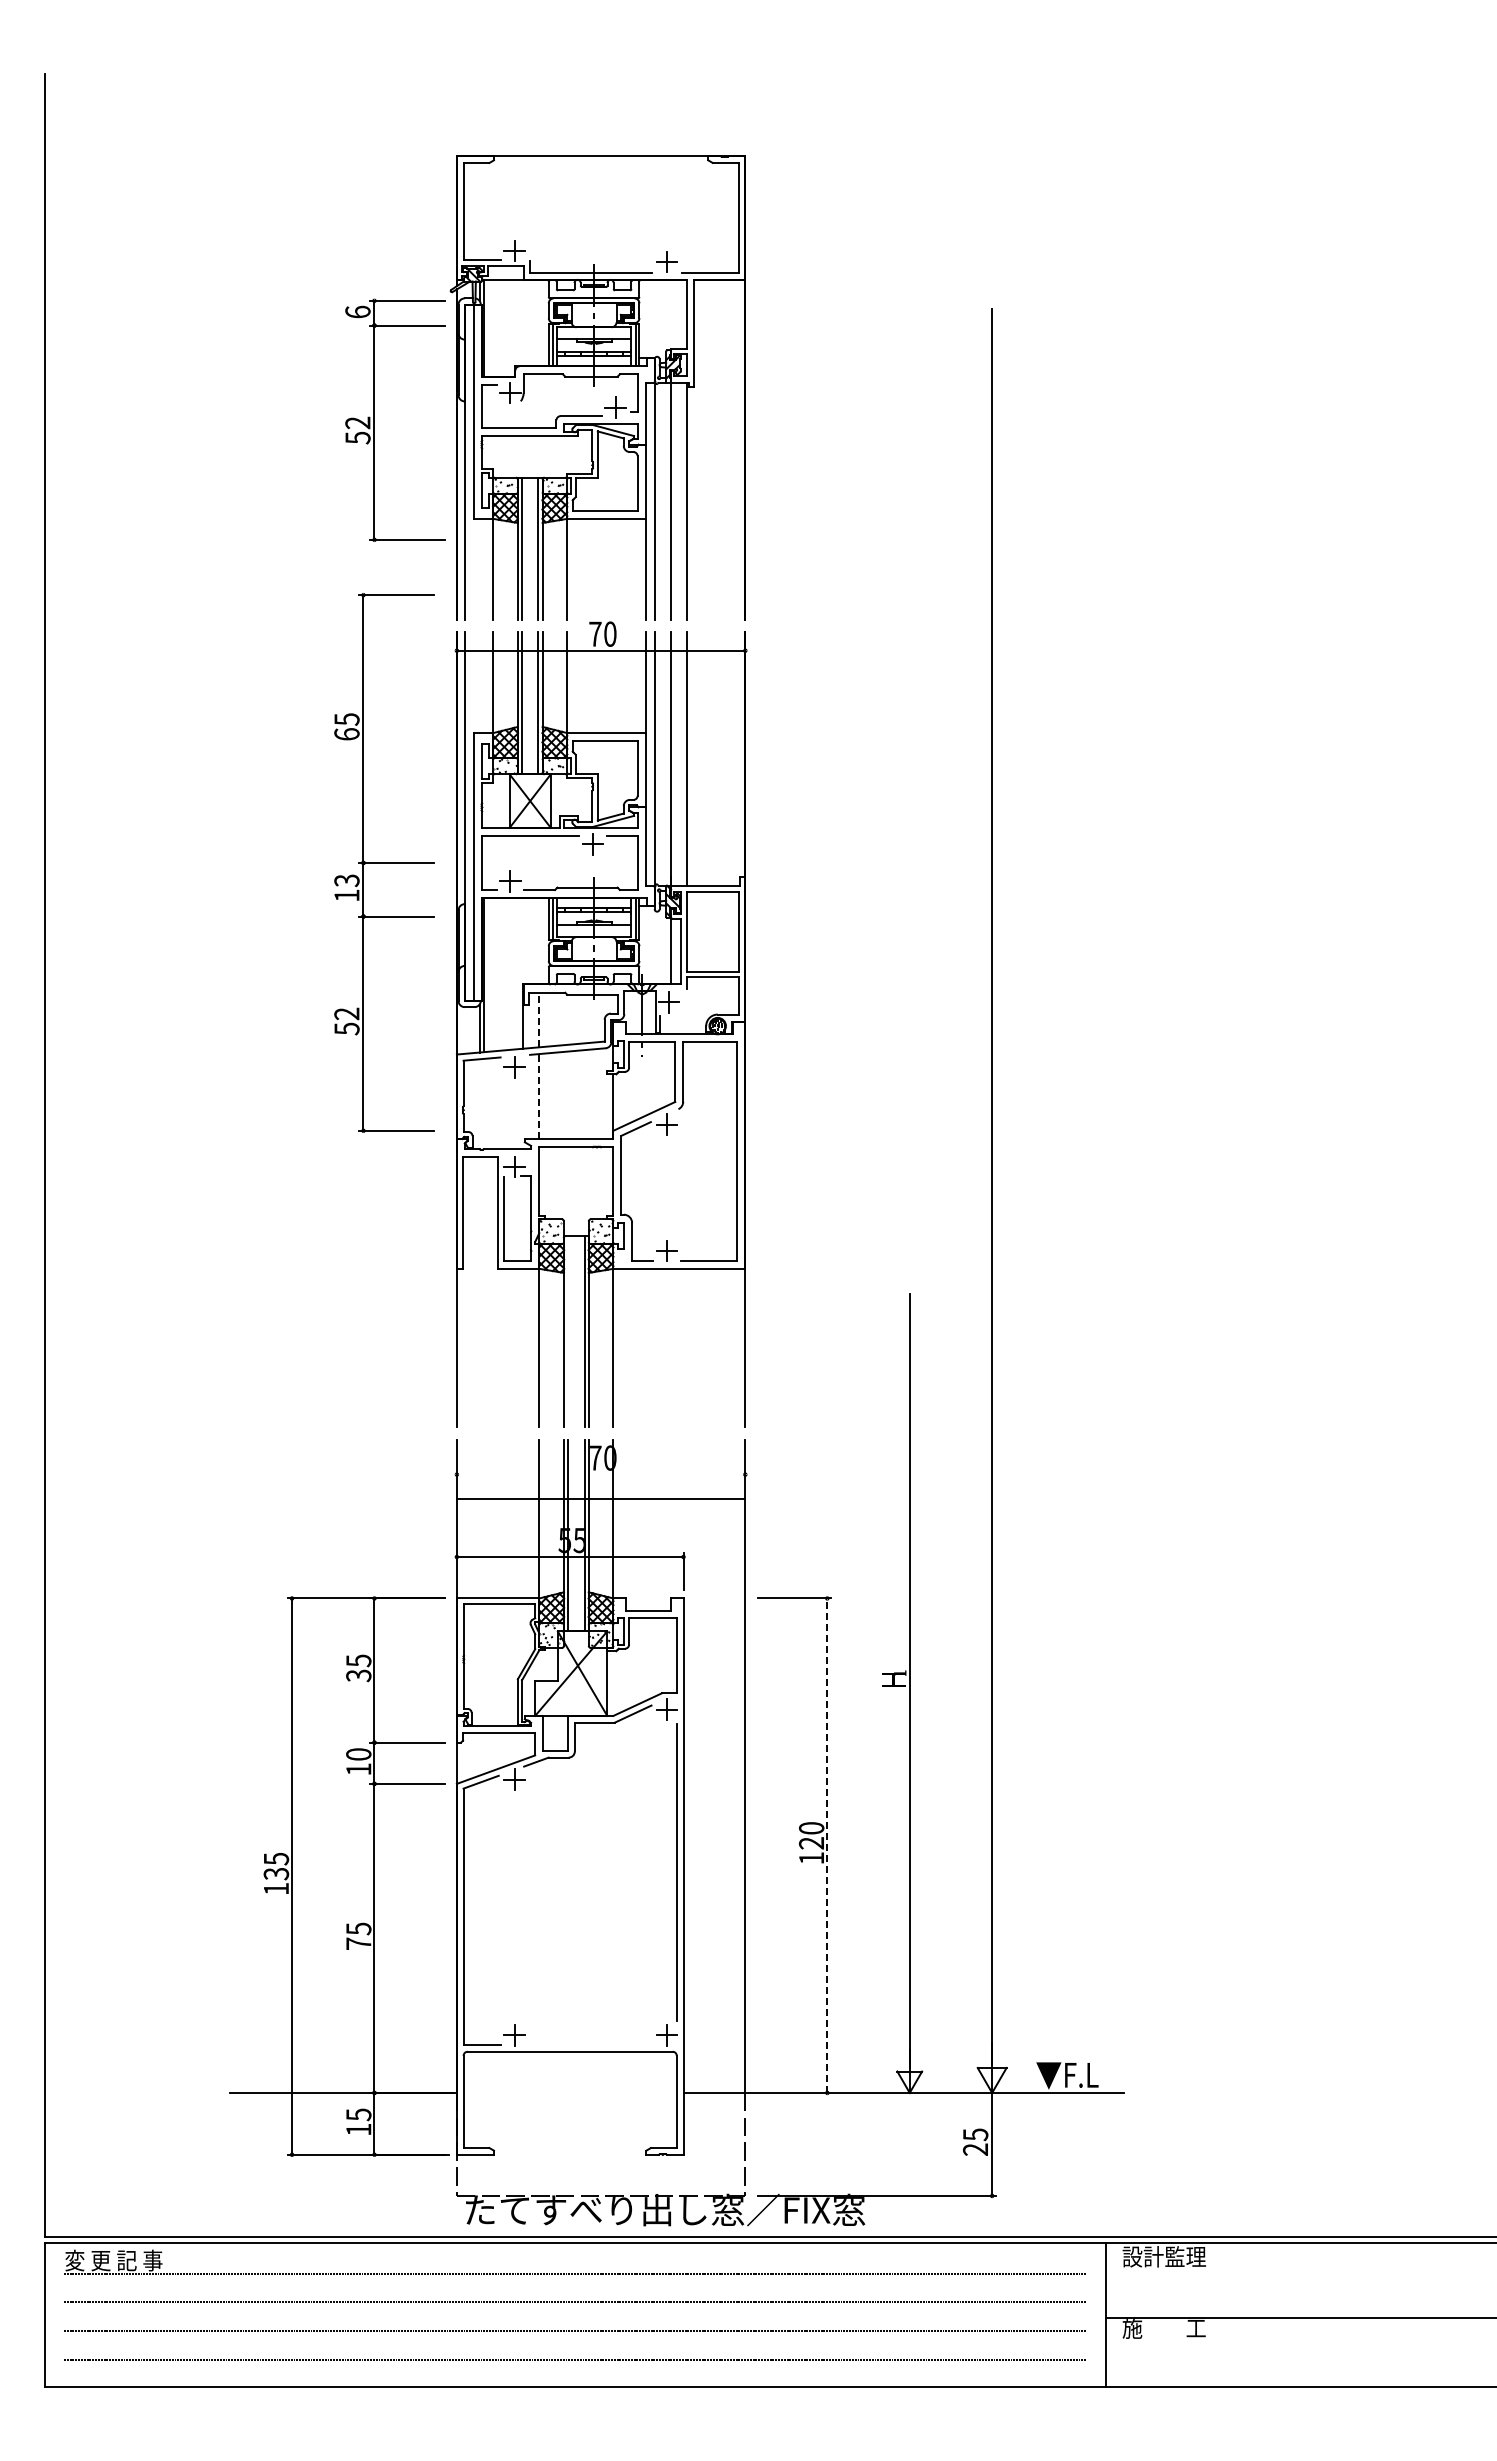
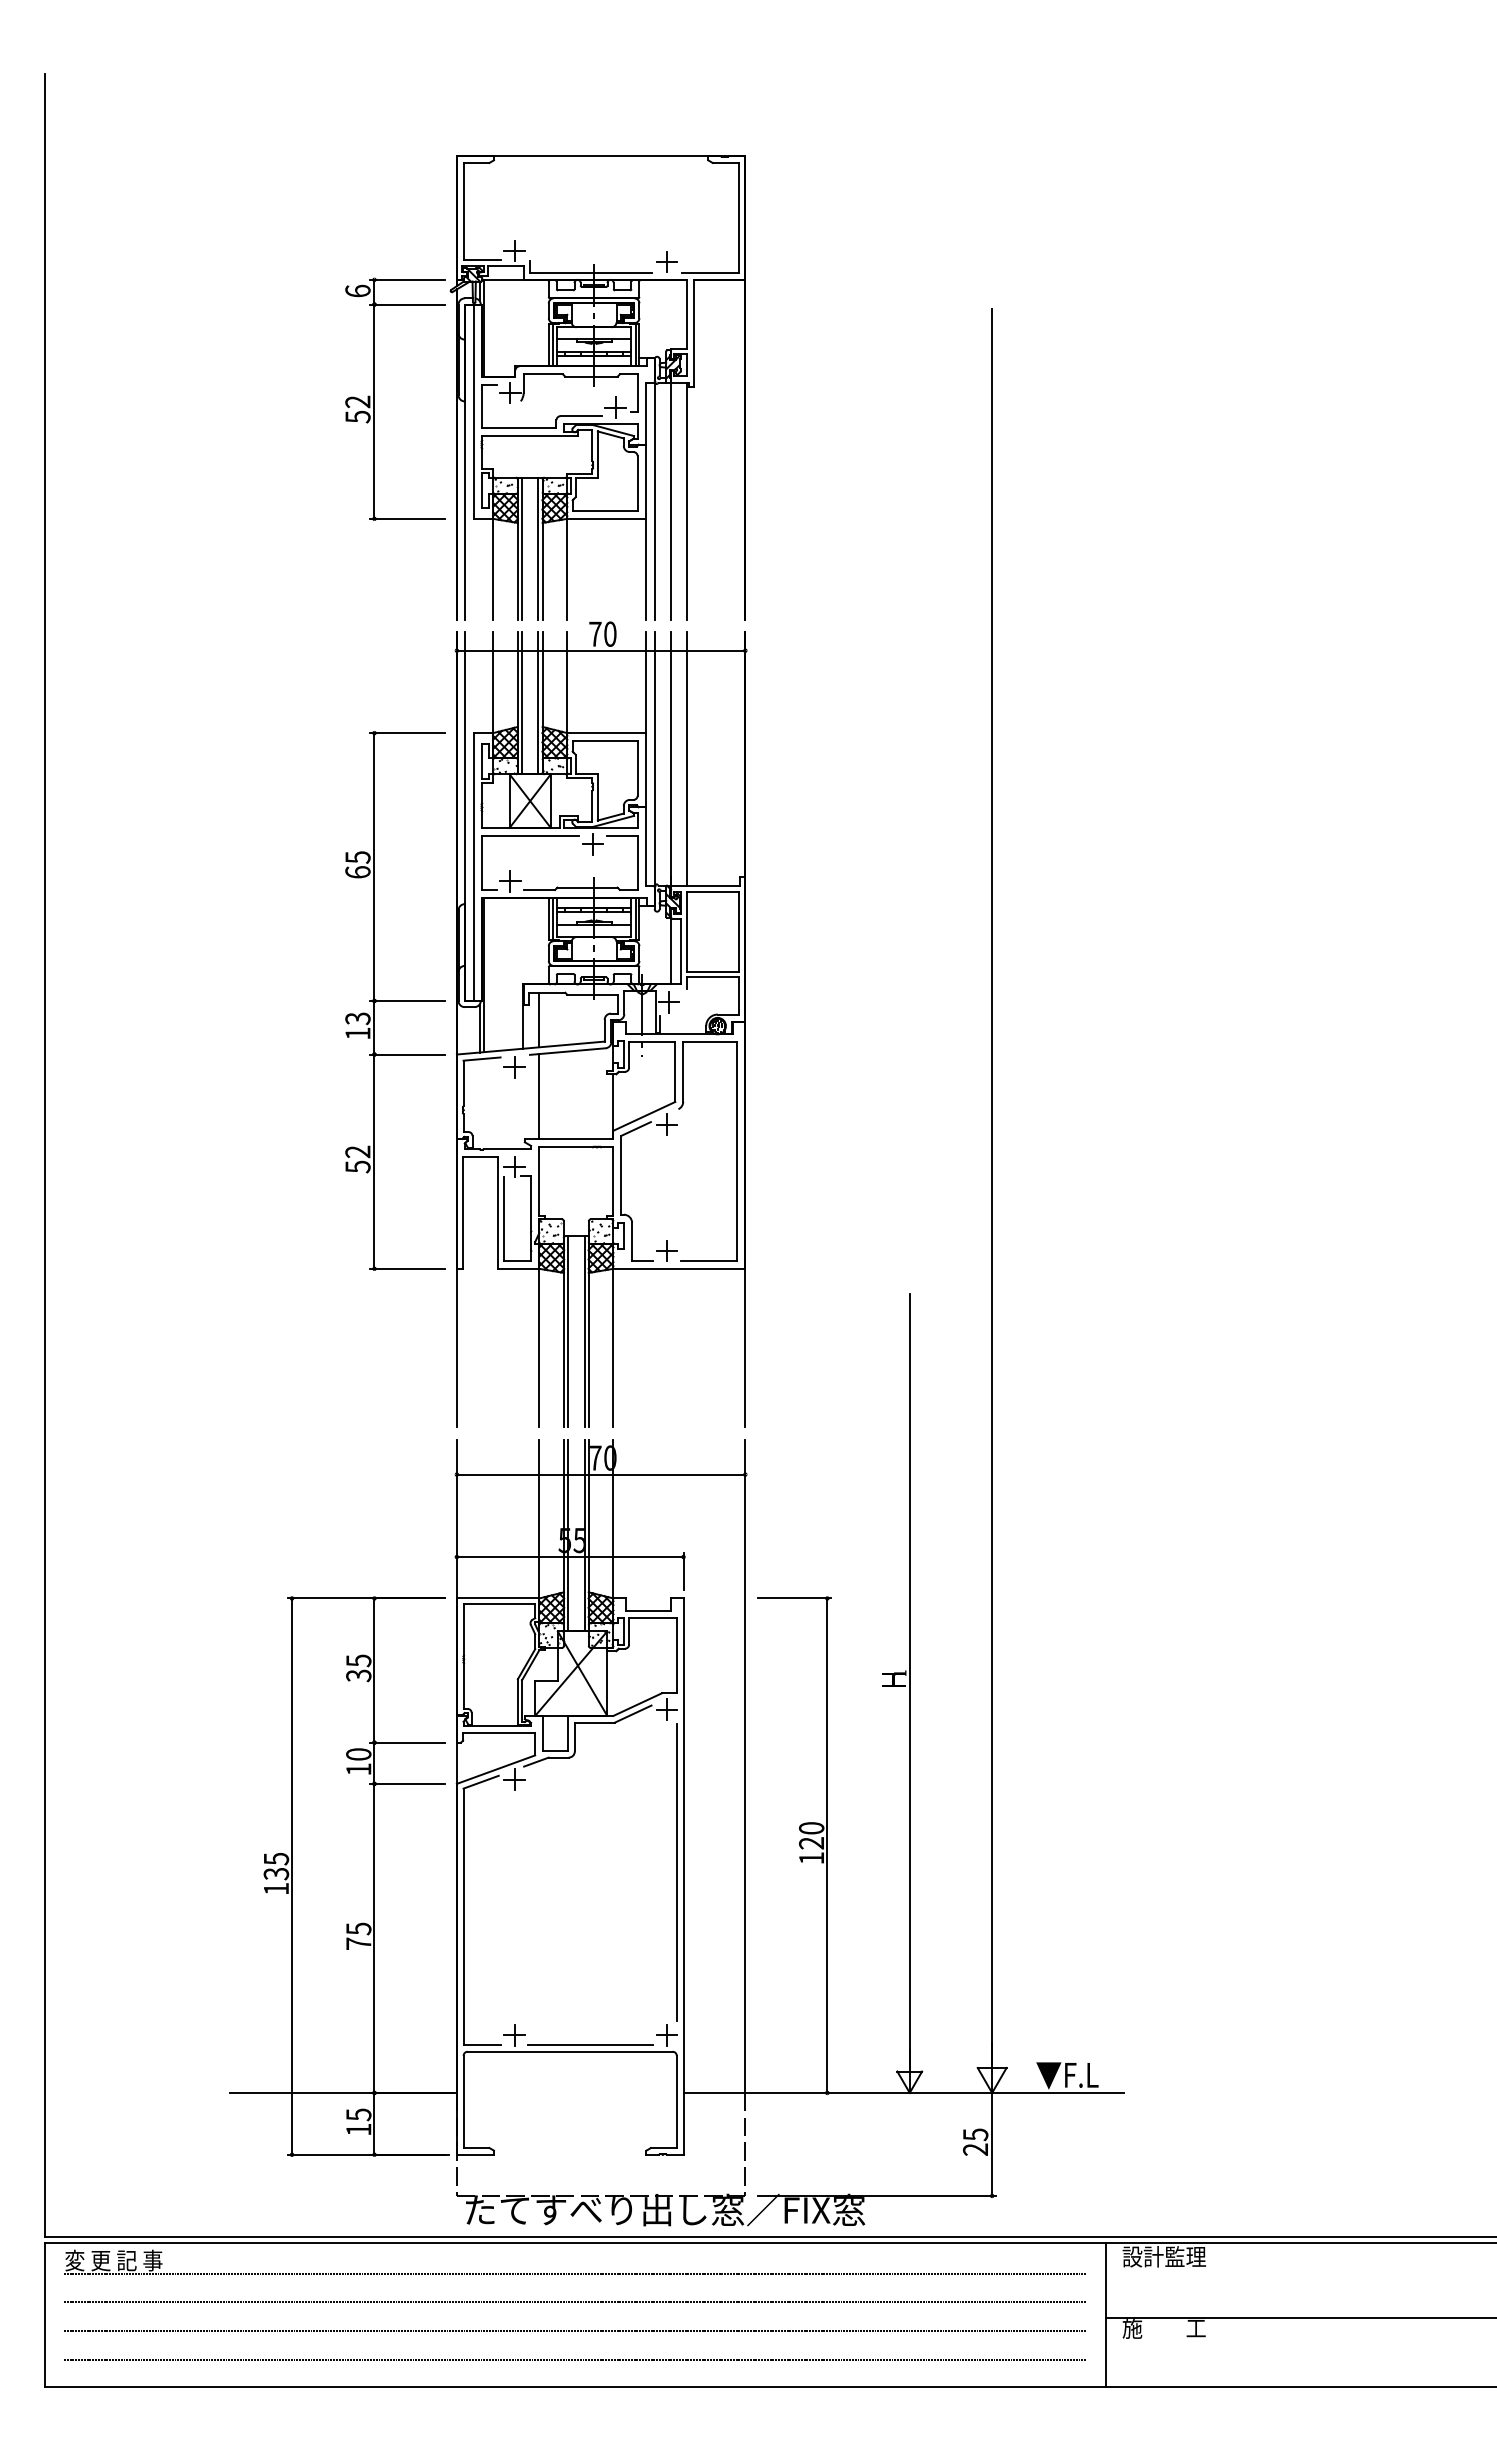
part position: (374, 419) -> (374, 398) (374, 398)
part position: (384, 862) -> (395, 1000) (395, 1000)
line: dashed -> solid (539, 1019)
line: dashed -> solid (539, 1096)
line: none -> present (568, 1331)
line position: (600, 1498) -> (600, 1474) (600, 1474)
line: dashed -> solid (827, 1845)
line: none -> present (590, 2045)
